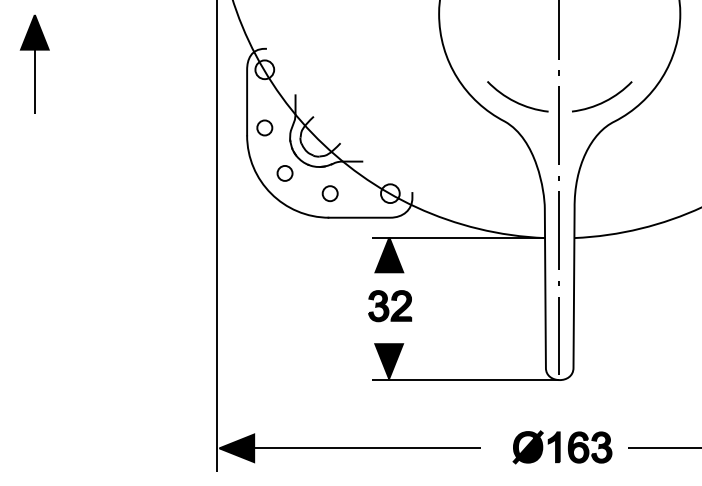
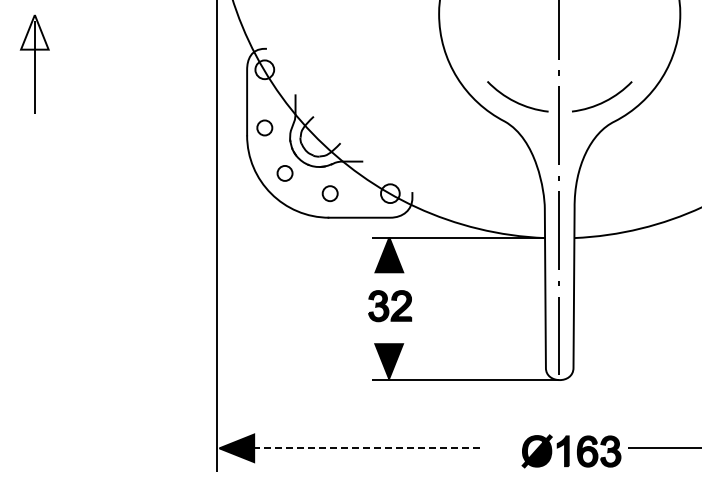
fill: present -> none (34, 32)
line: solid -> dashed (356, 447)
part position: (562, 447) -> (571, 451) (571, 451)
